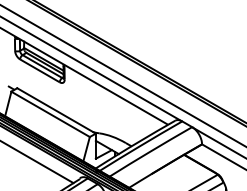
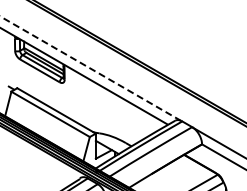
line: solid -> dashed (90, 68)
line: present -> none (122, 75)
line: present -> none (37, 162)
